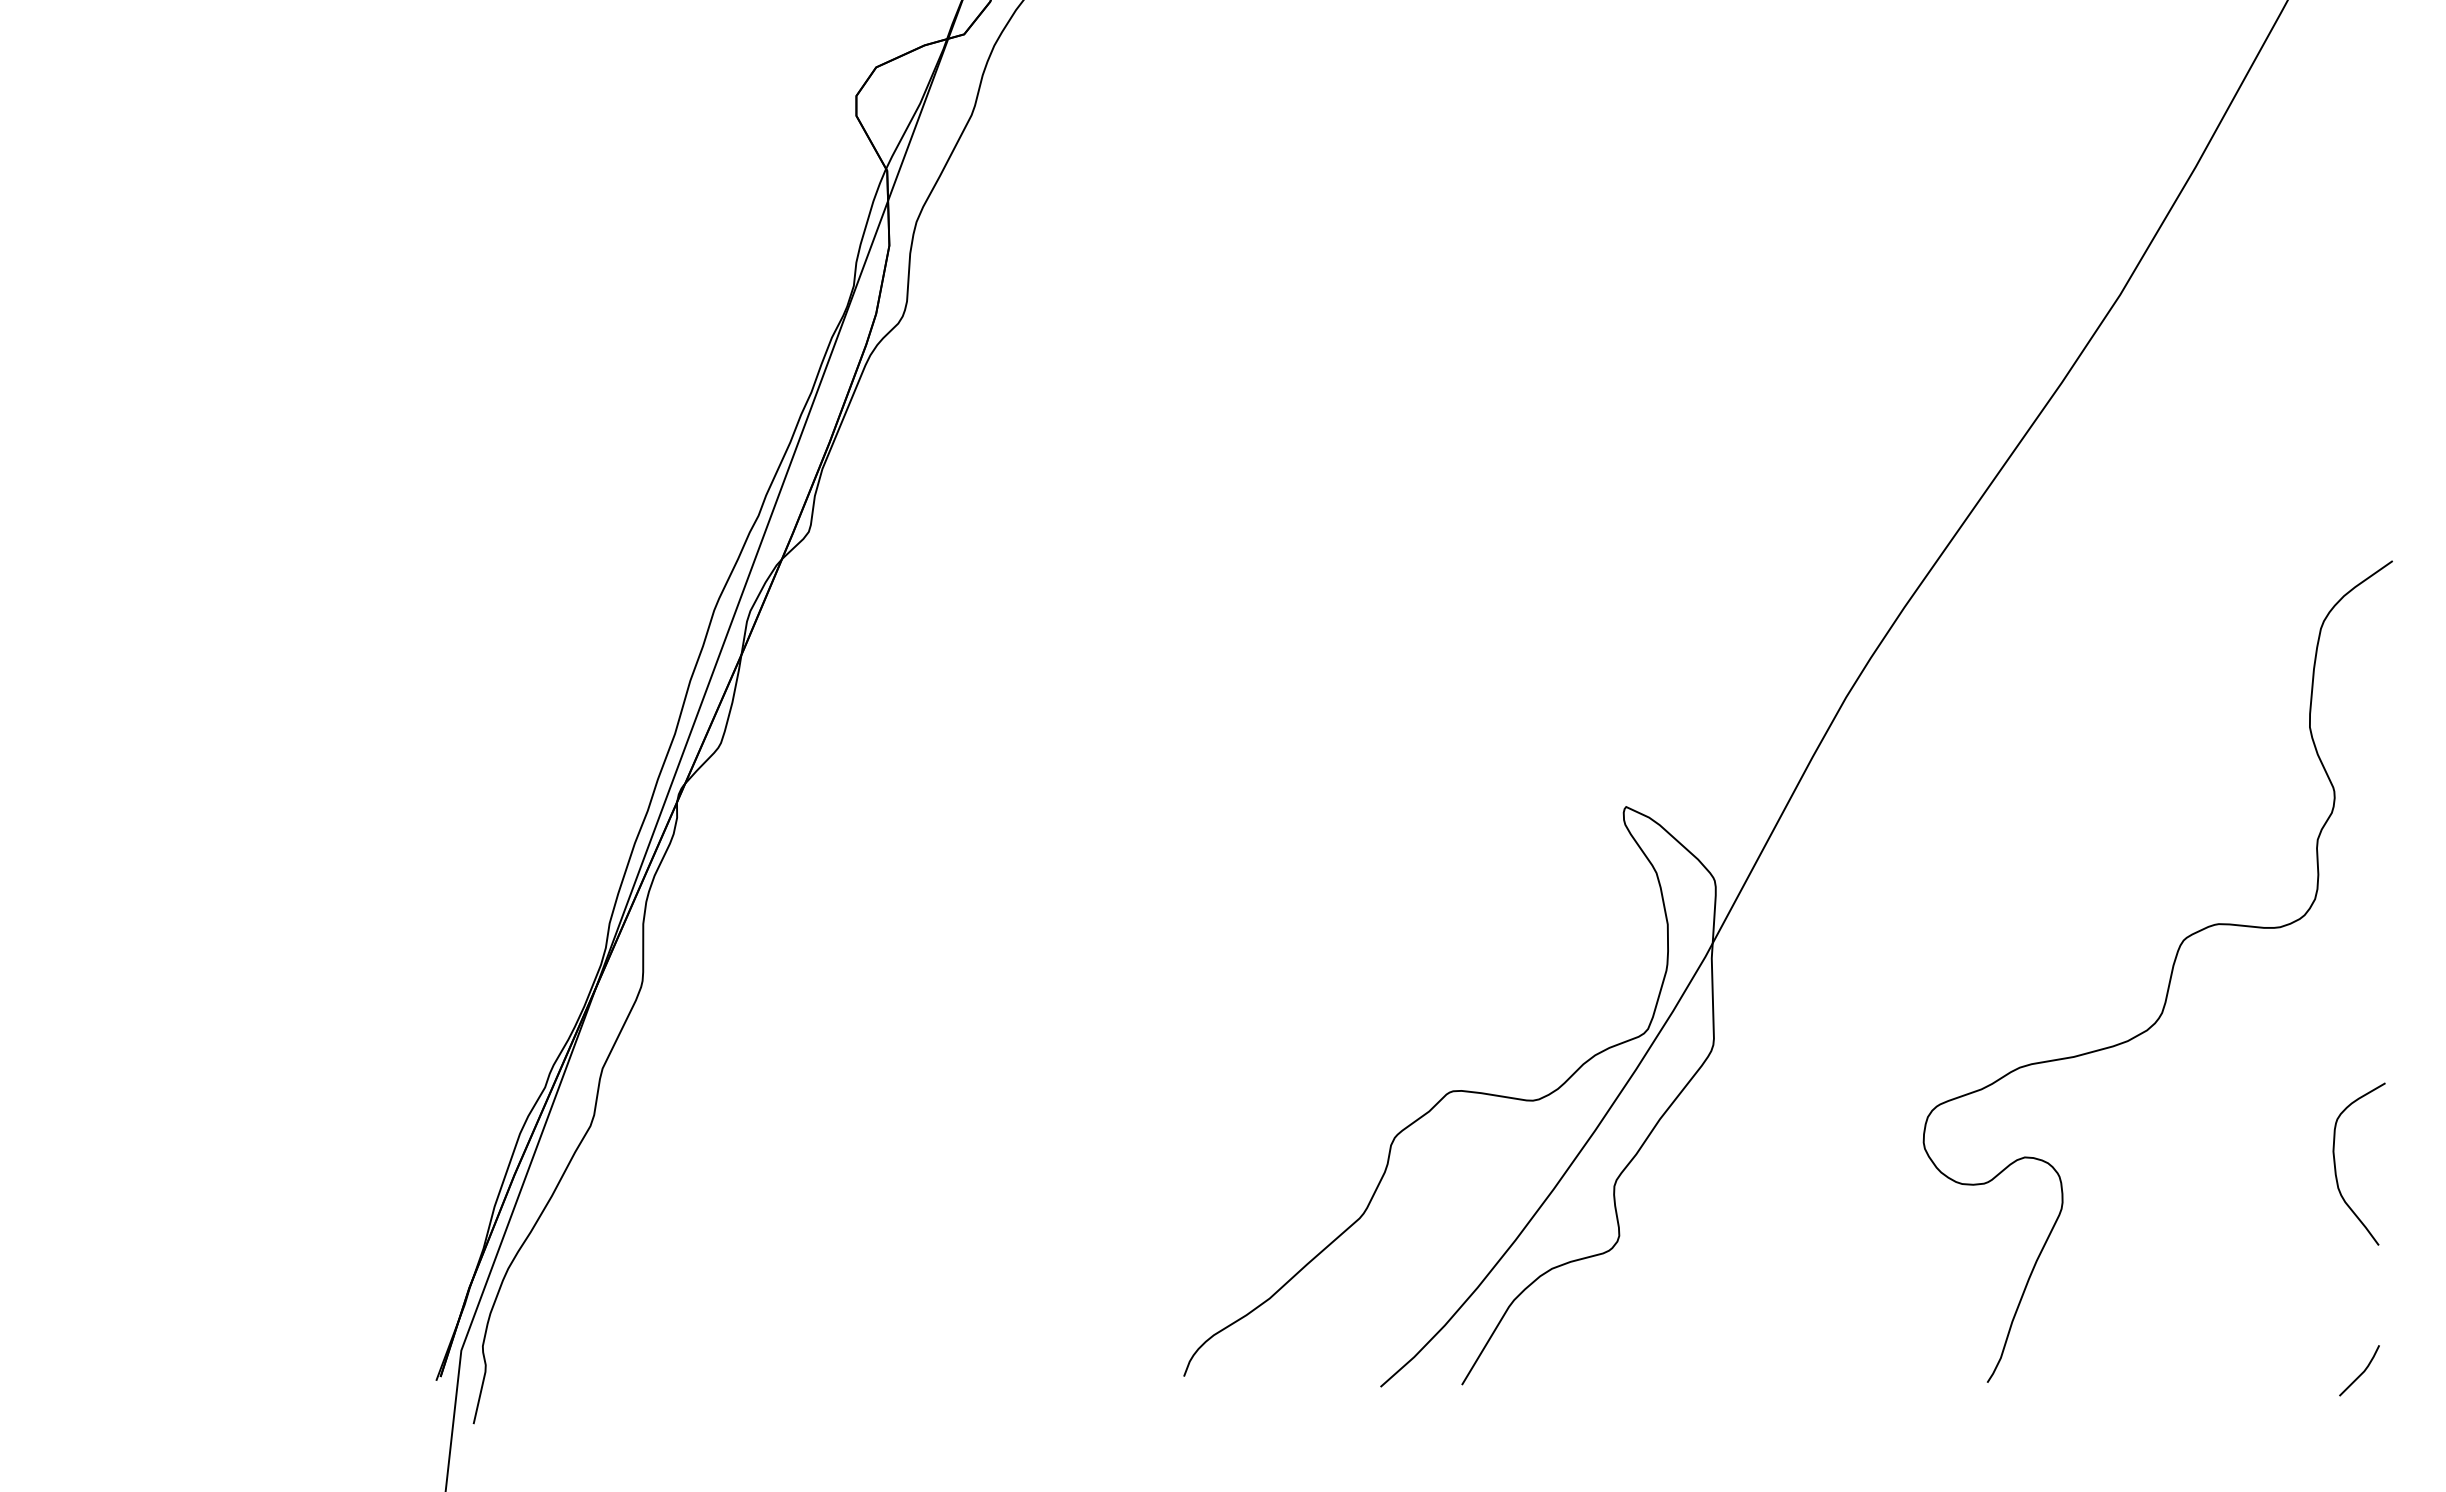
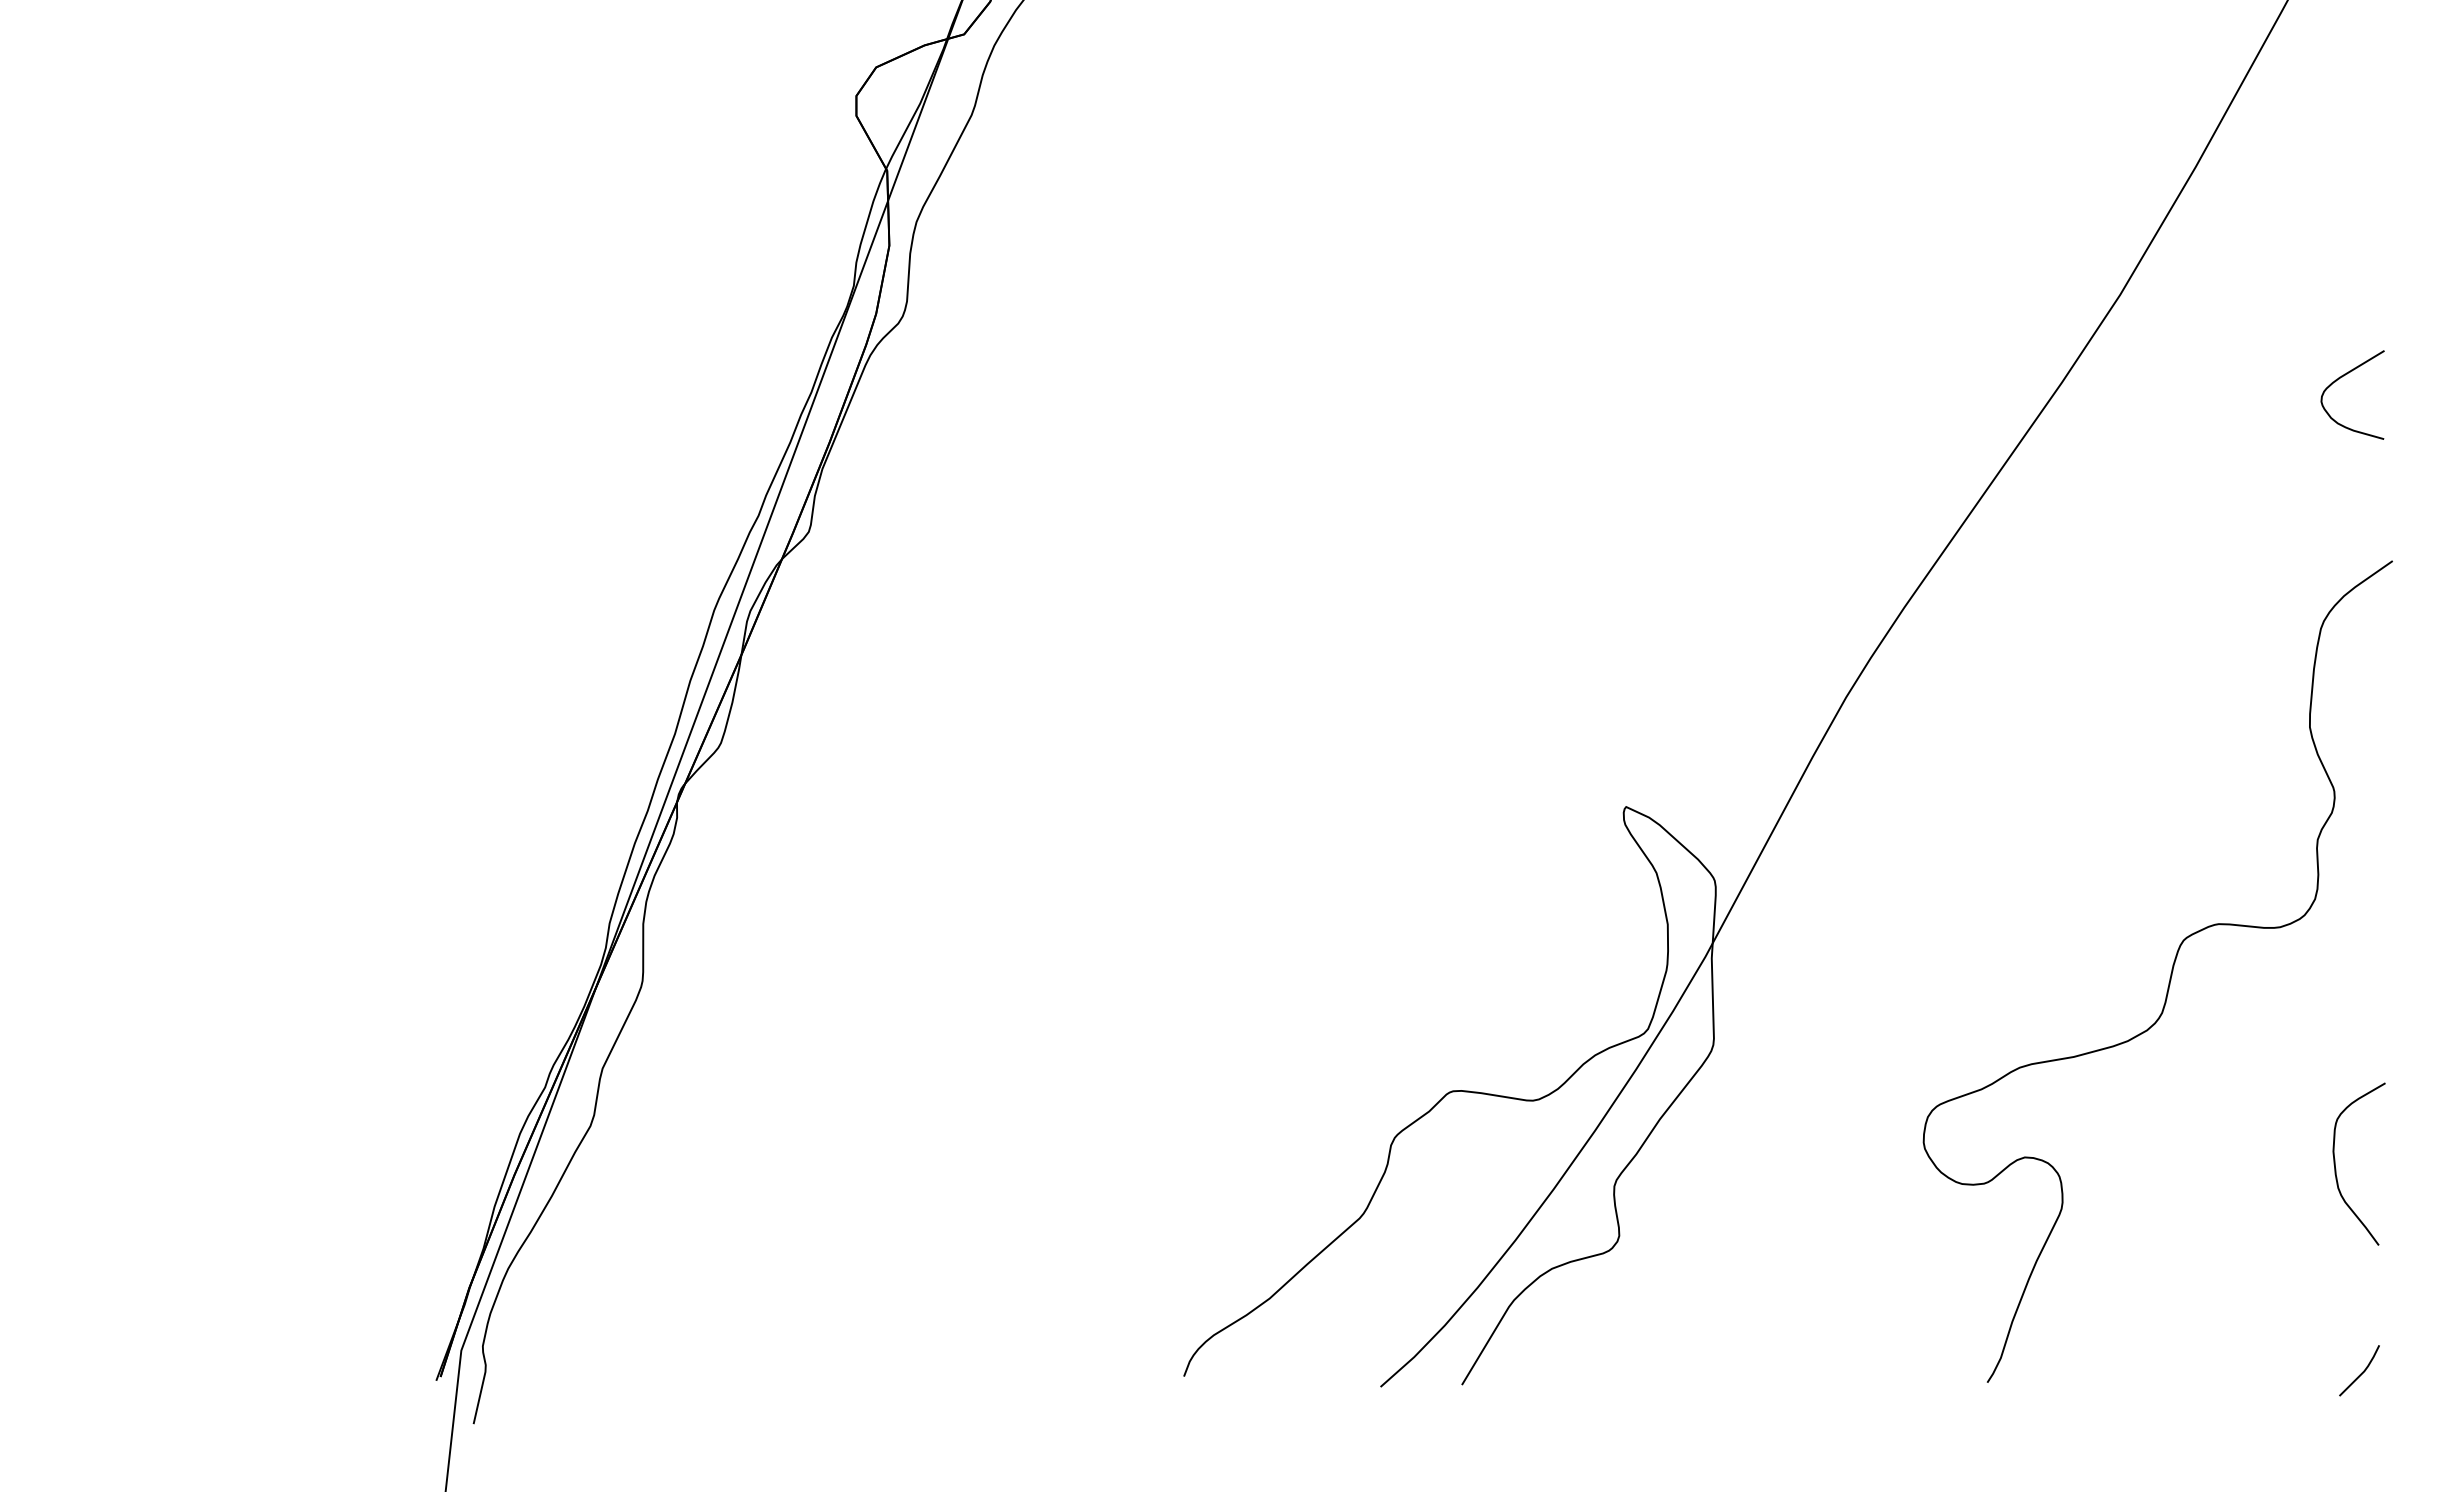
curve: none -> present (2344, 376)
